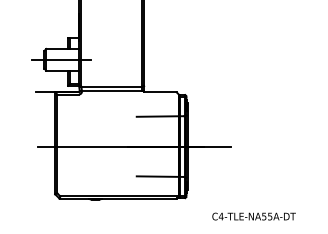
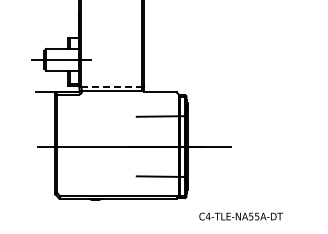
line: solid -> dashed (112, 86)
text position: (253, 216) -> (240, 216) (240, 216)
